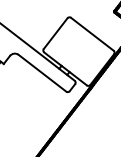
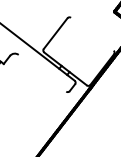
line: present -> none (92, 33)
line: present -> none (42, 72)
